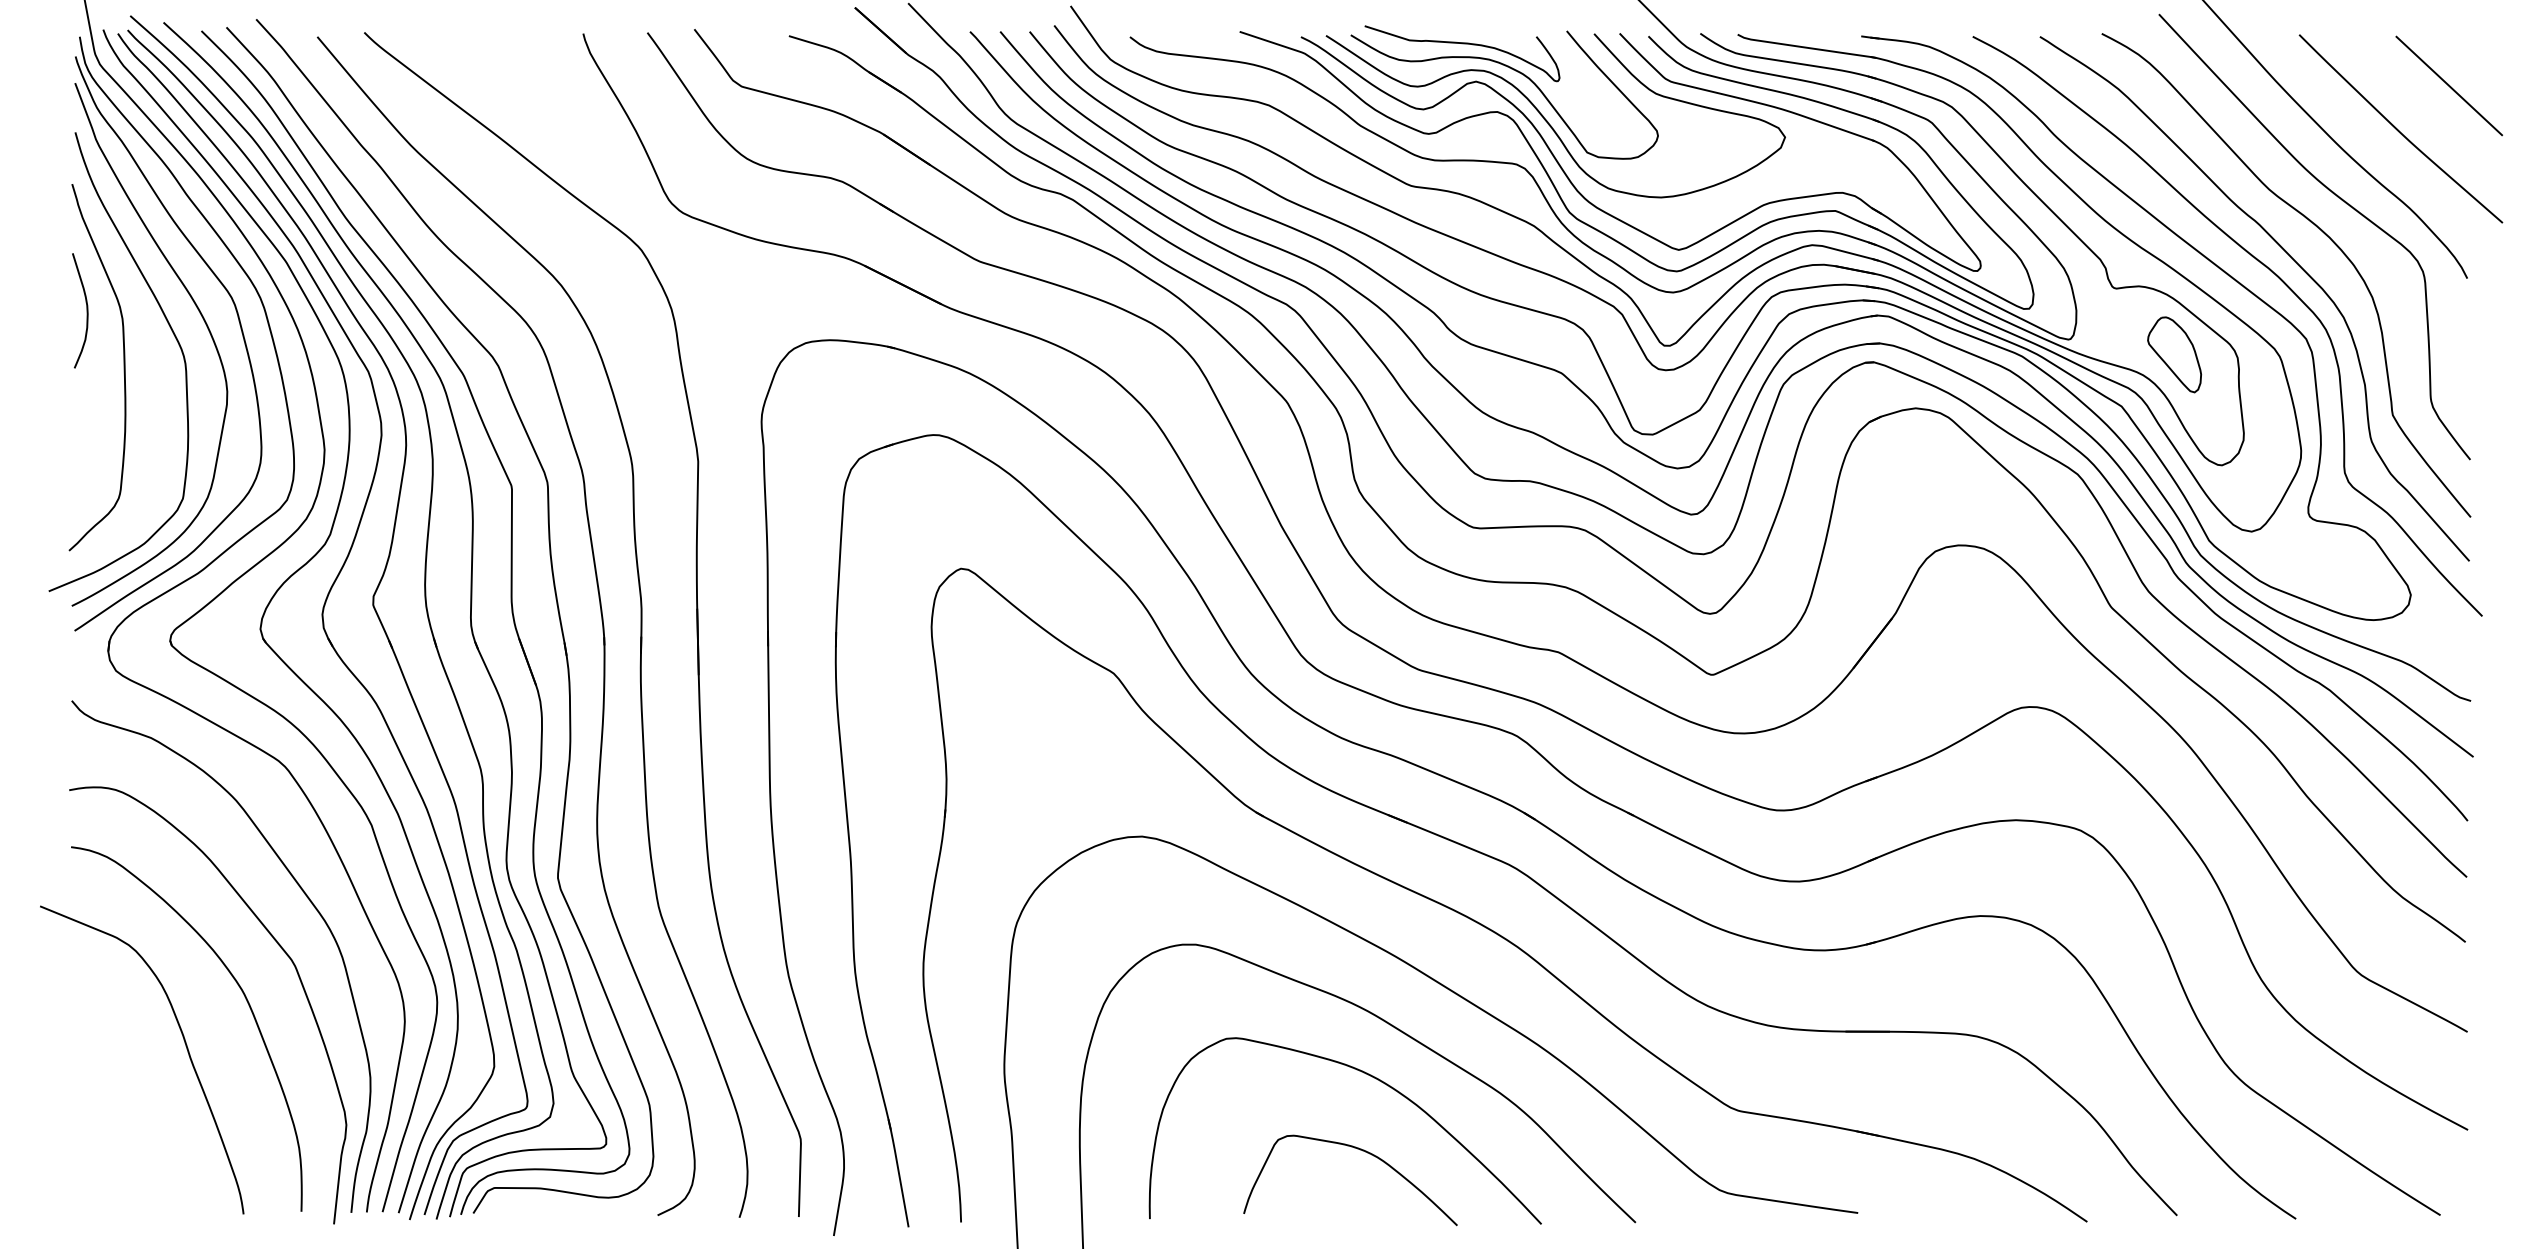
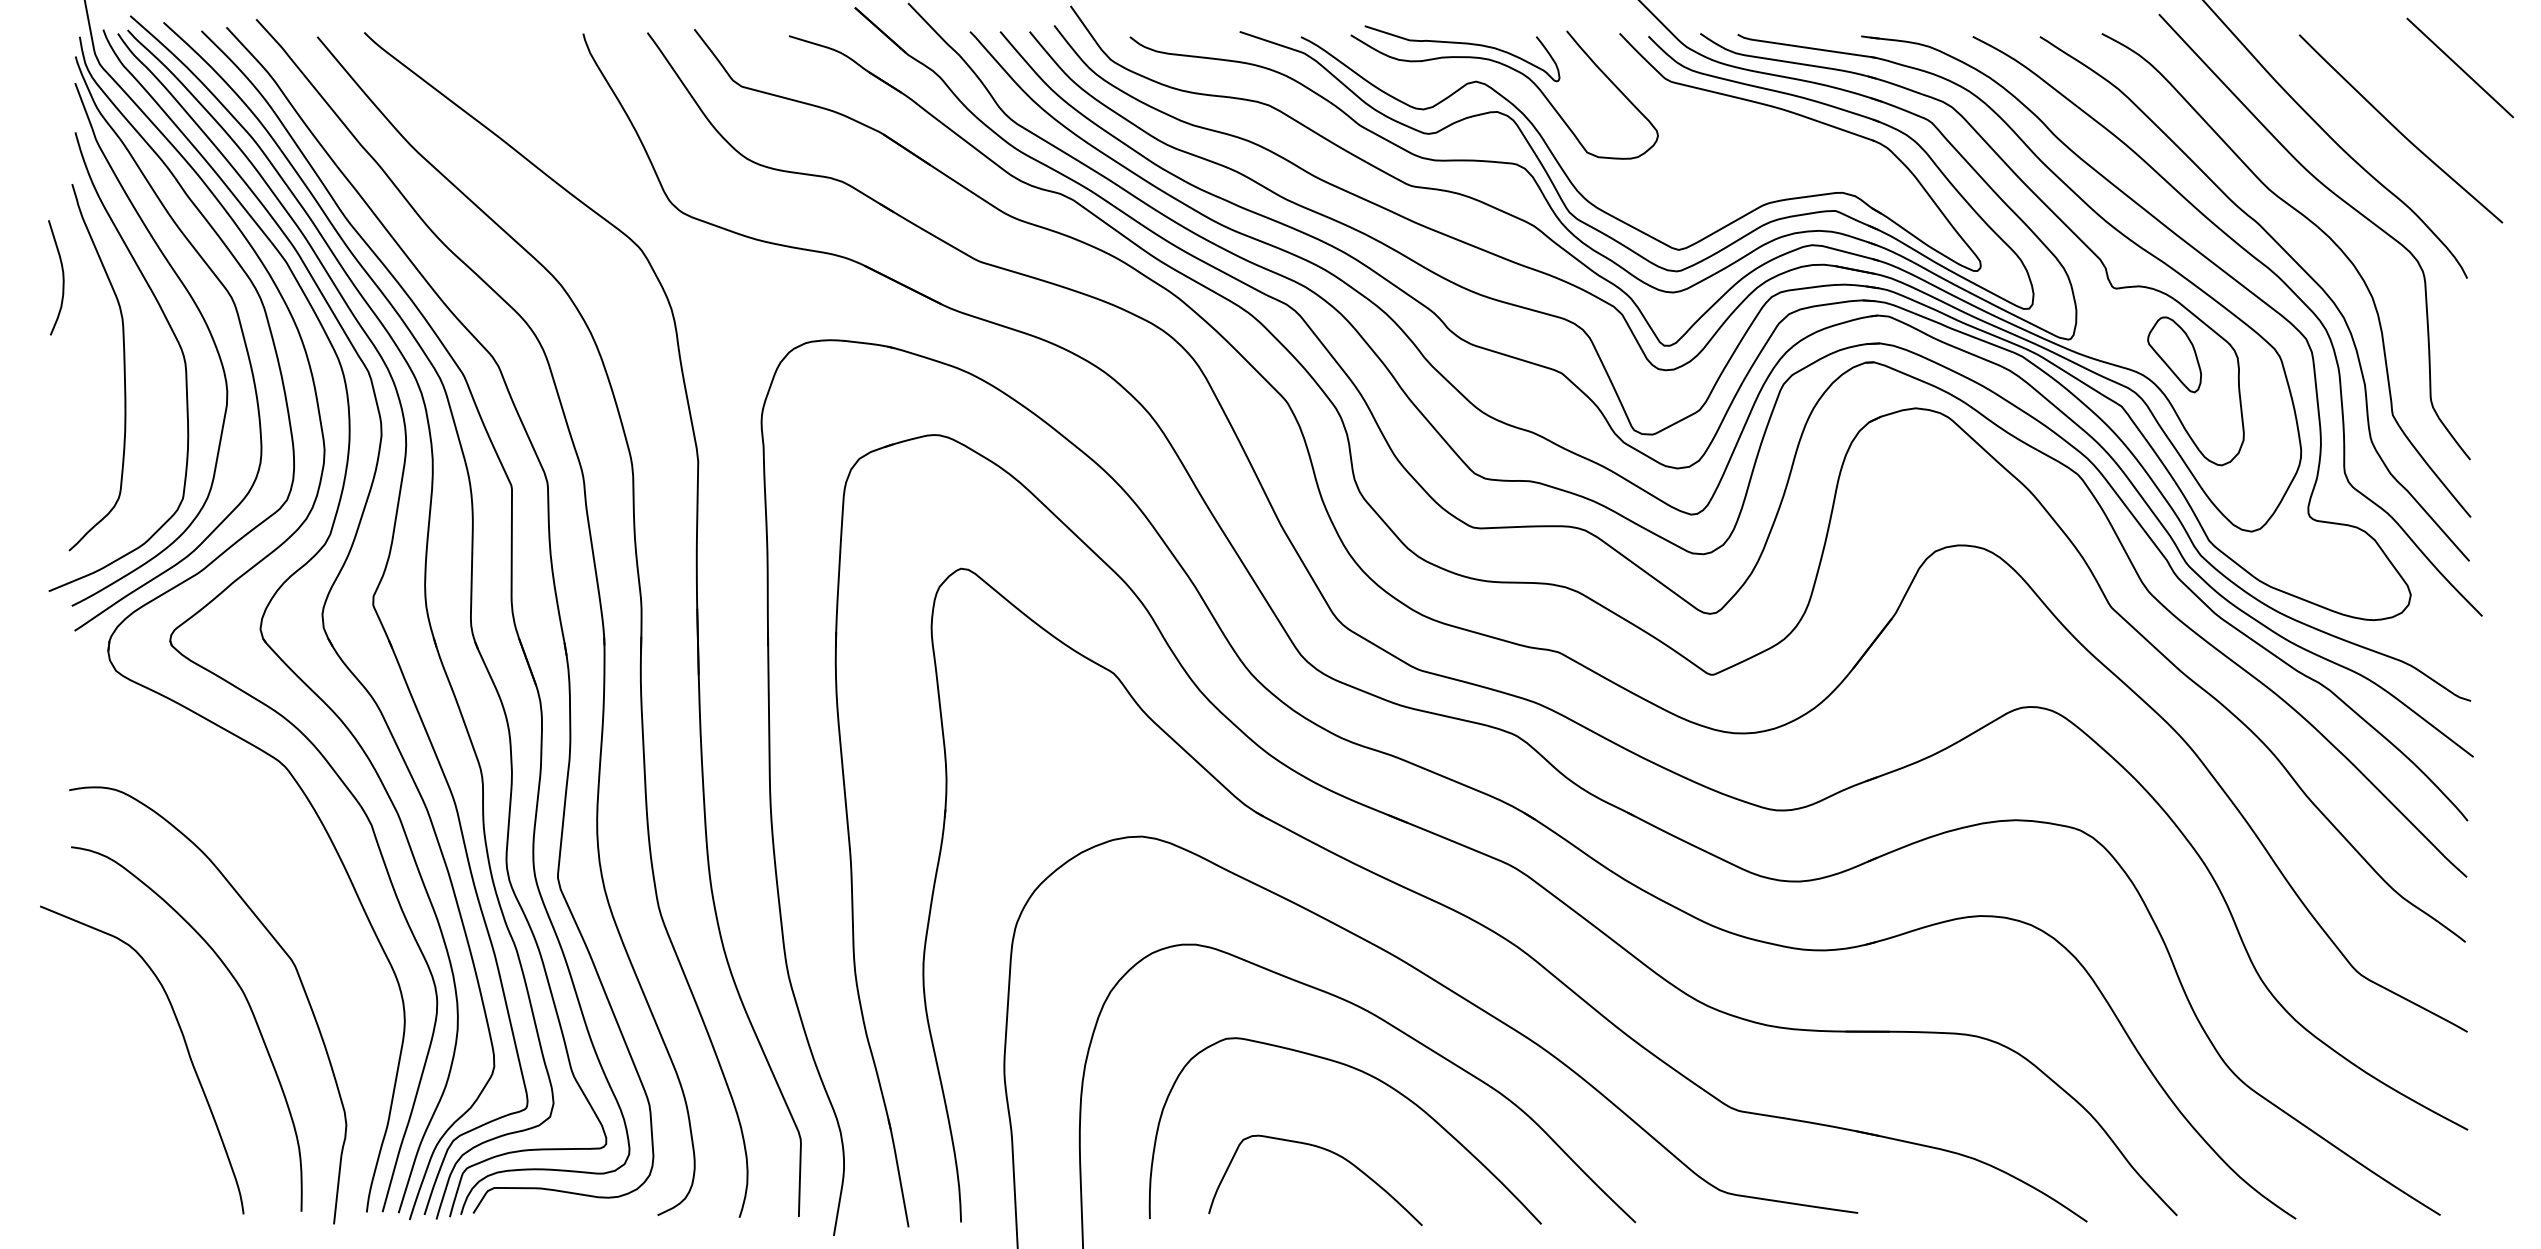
line position: (2449, 85) -> (2460, 67) (2460, 67)
curve: present -> none (1548, 121)
curve position: (86, 310) -> (62, 277) (62, 277)
curve: present -> none (306, 897)
curve position: (1362, 1151) -> (1327, 1151) (1327, 1151)
